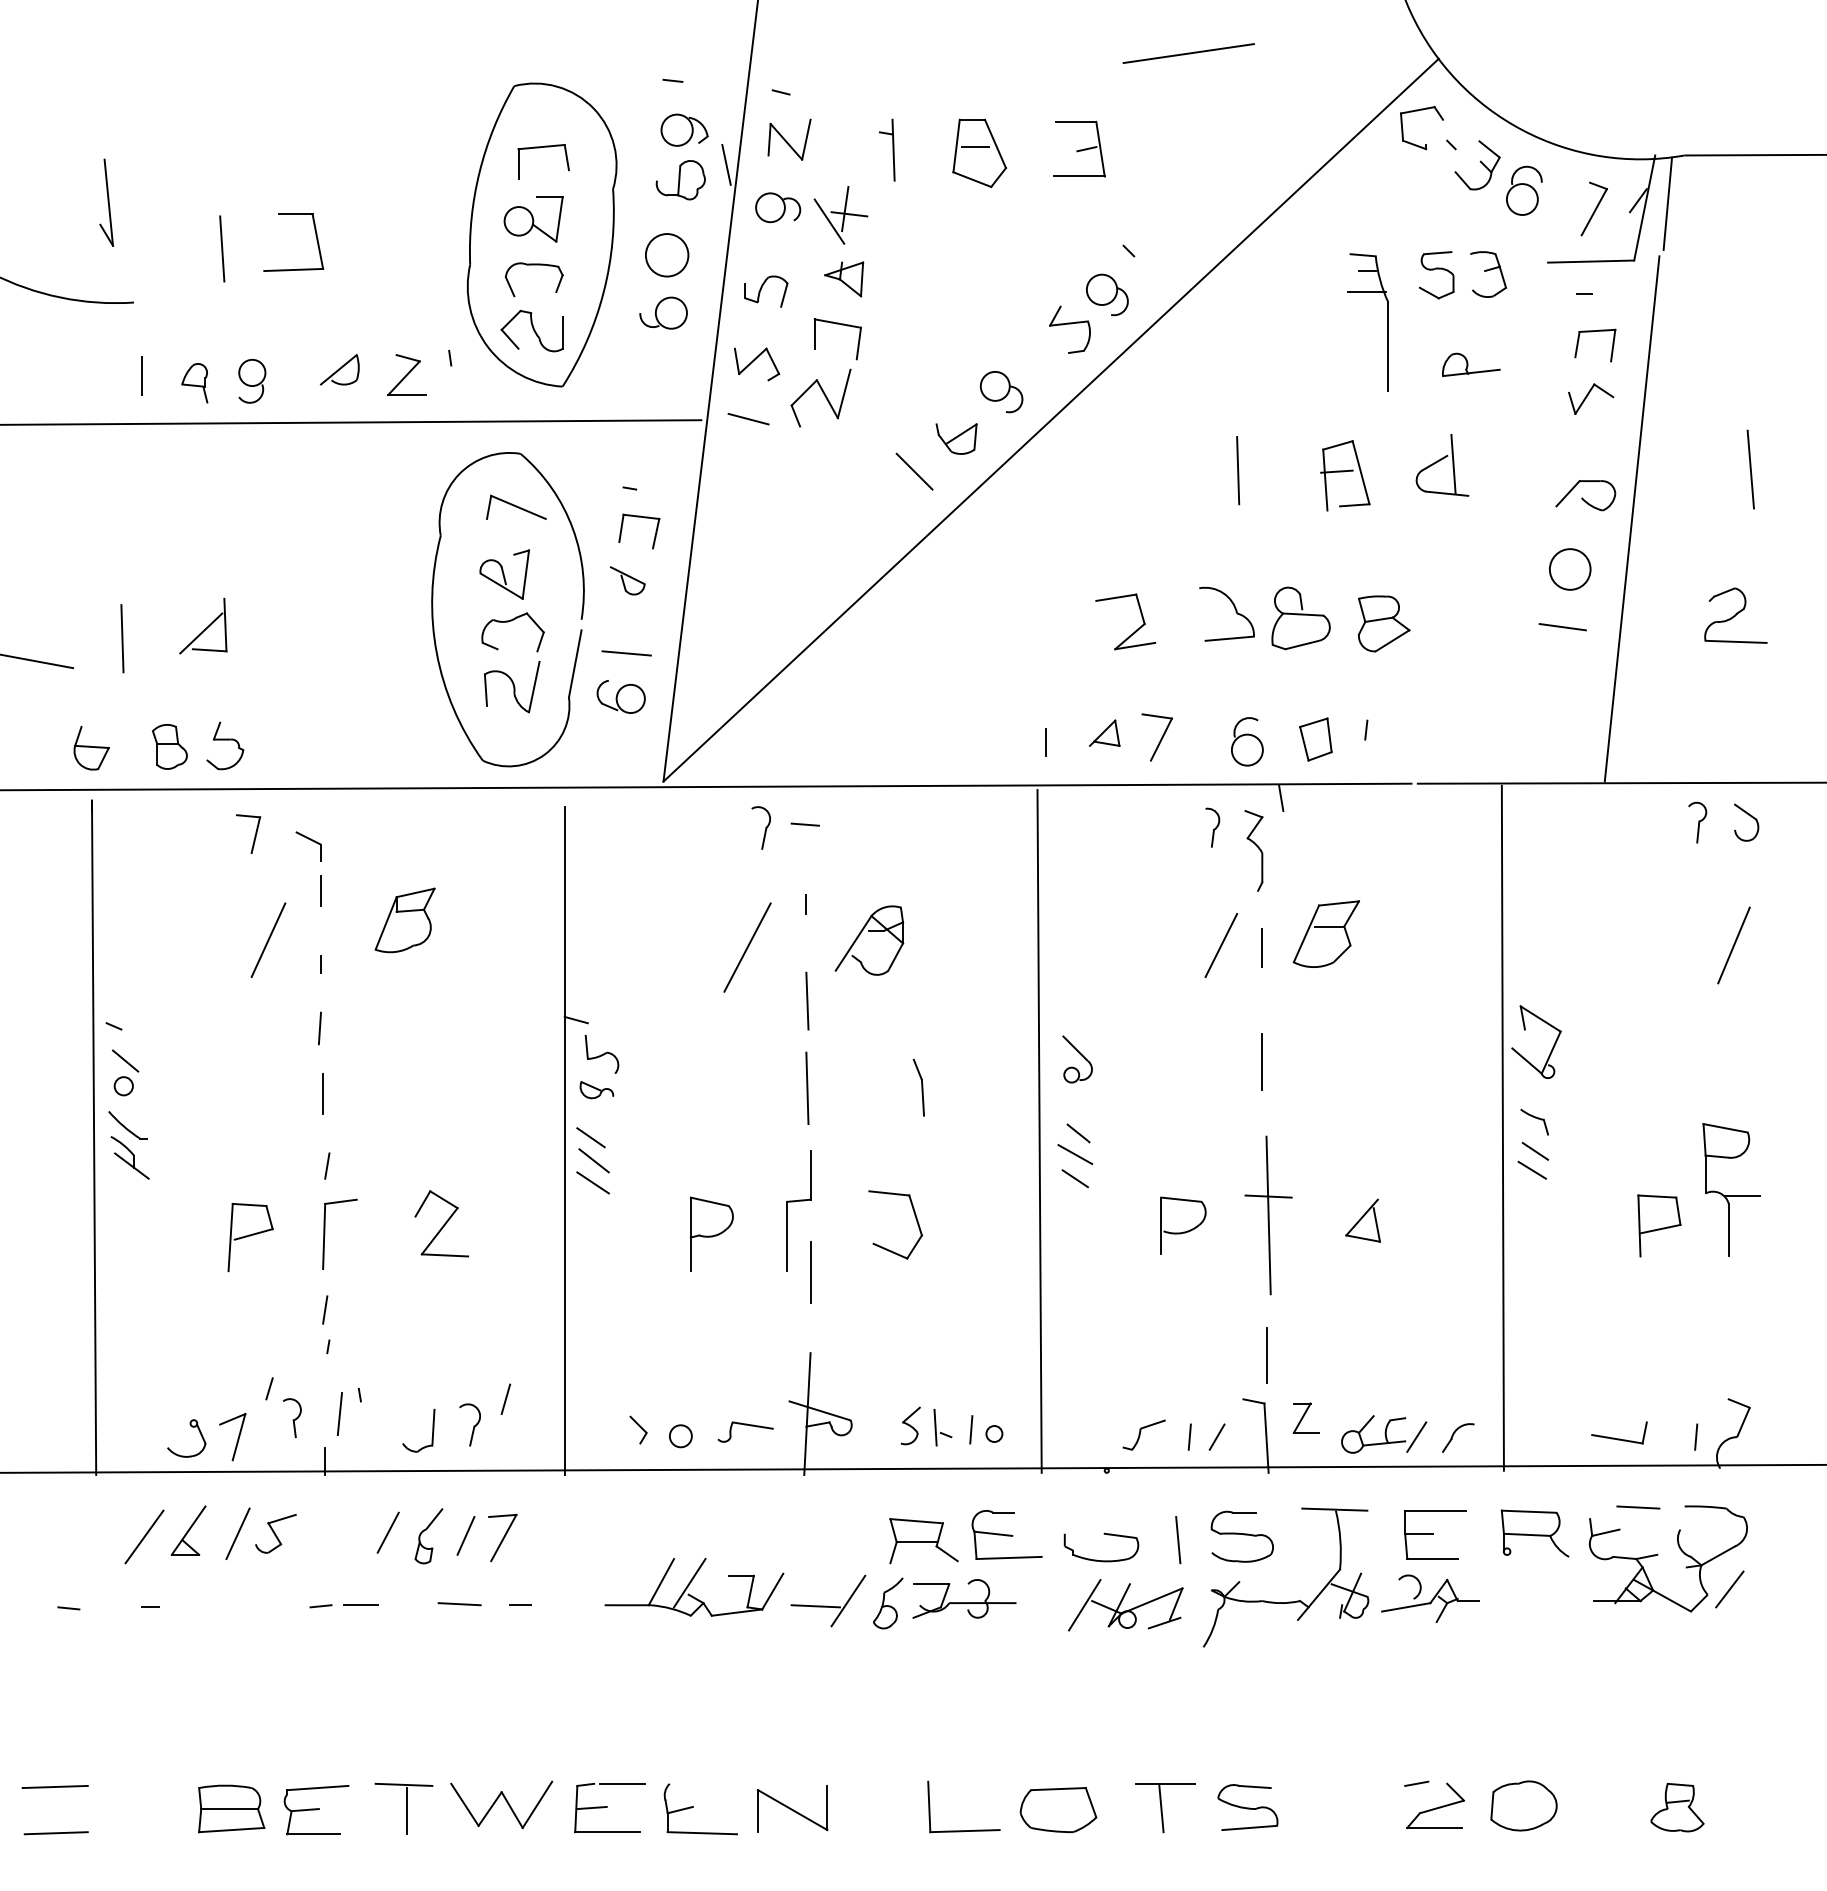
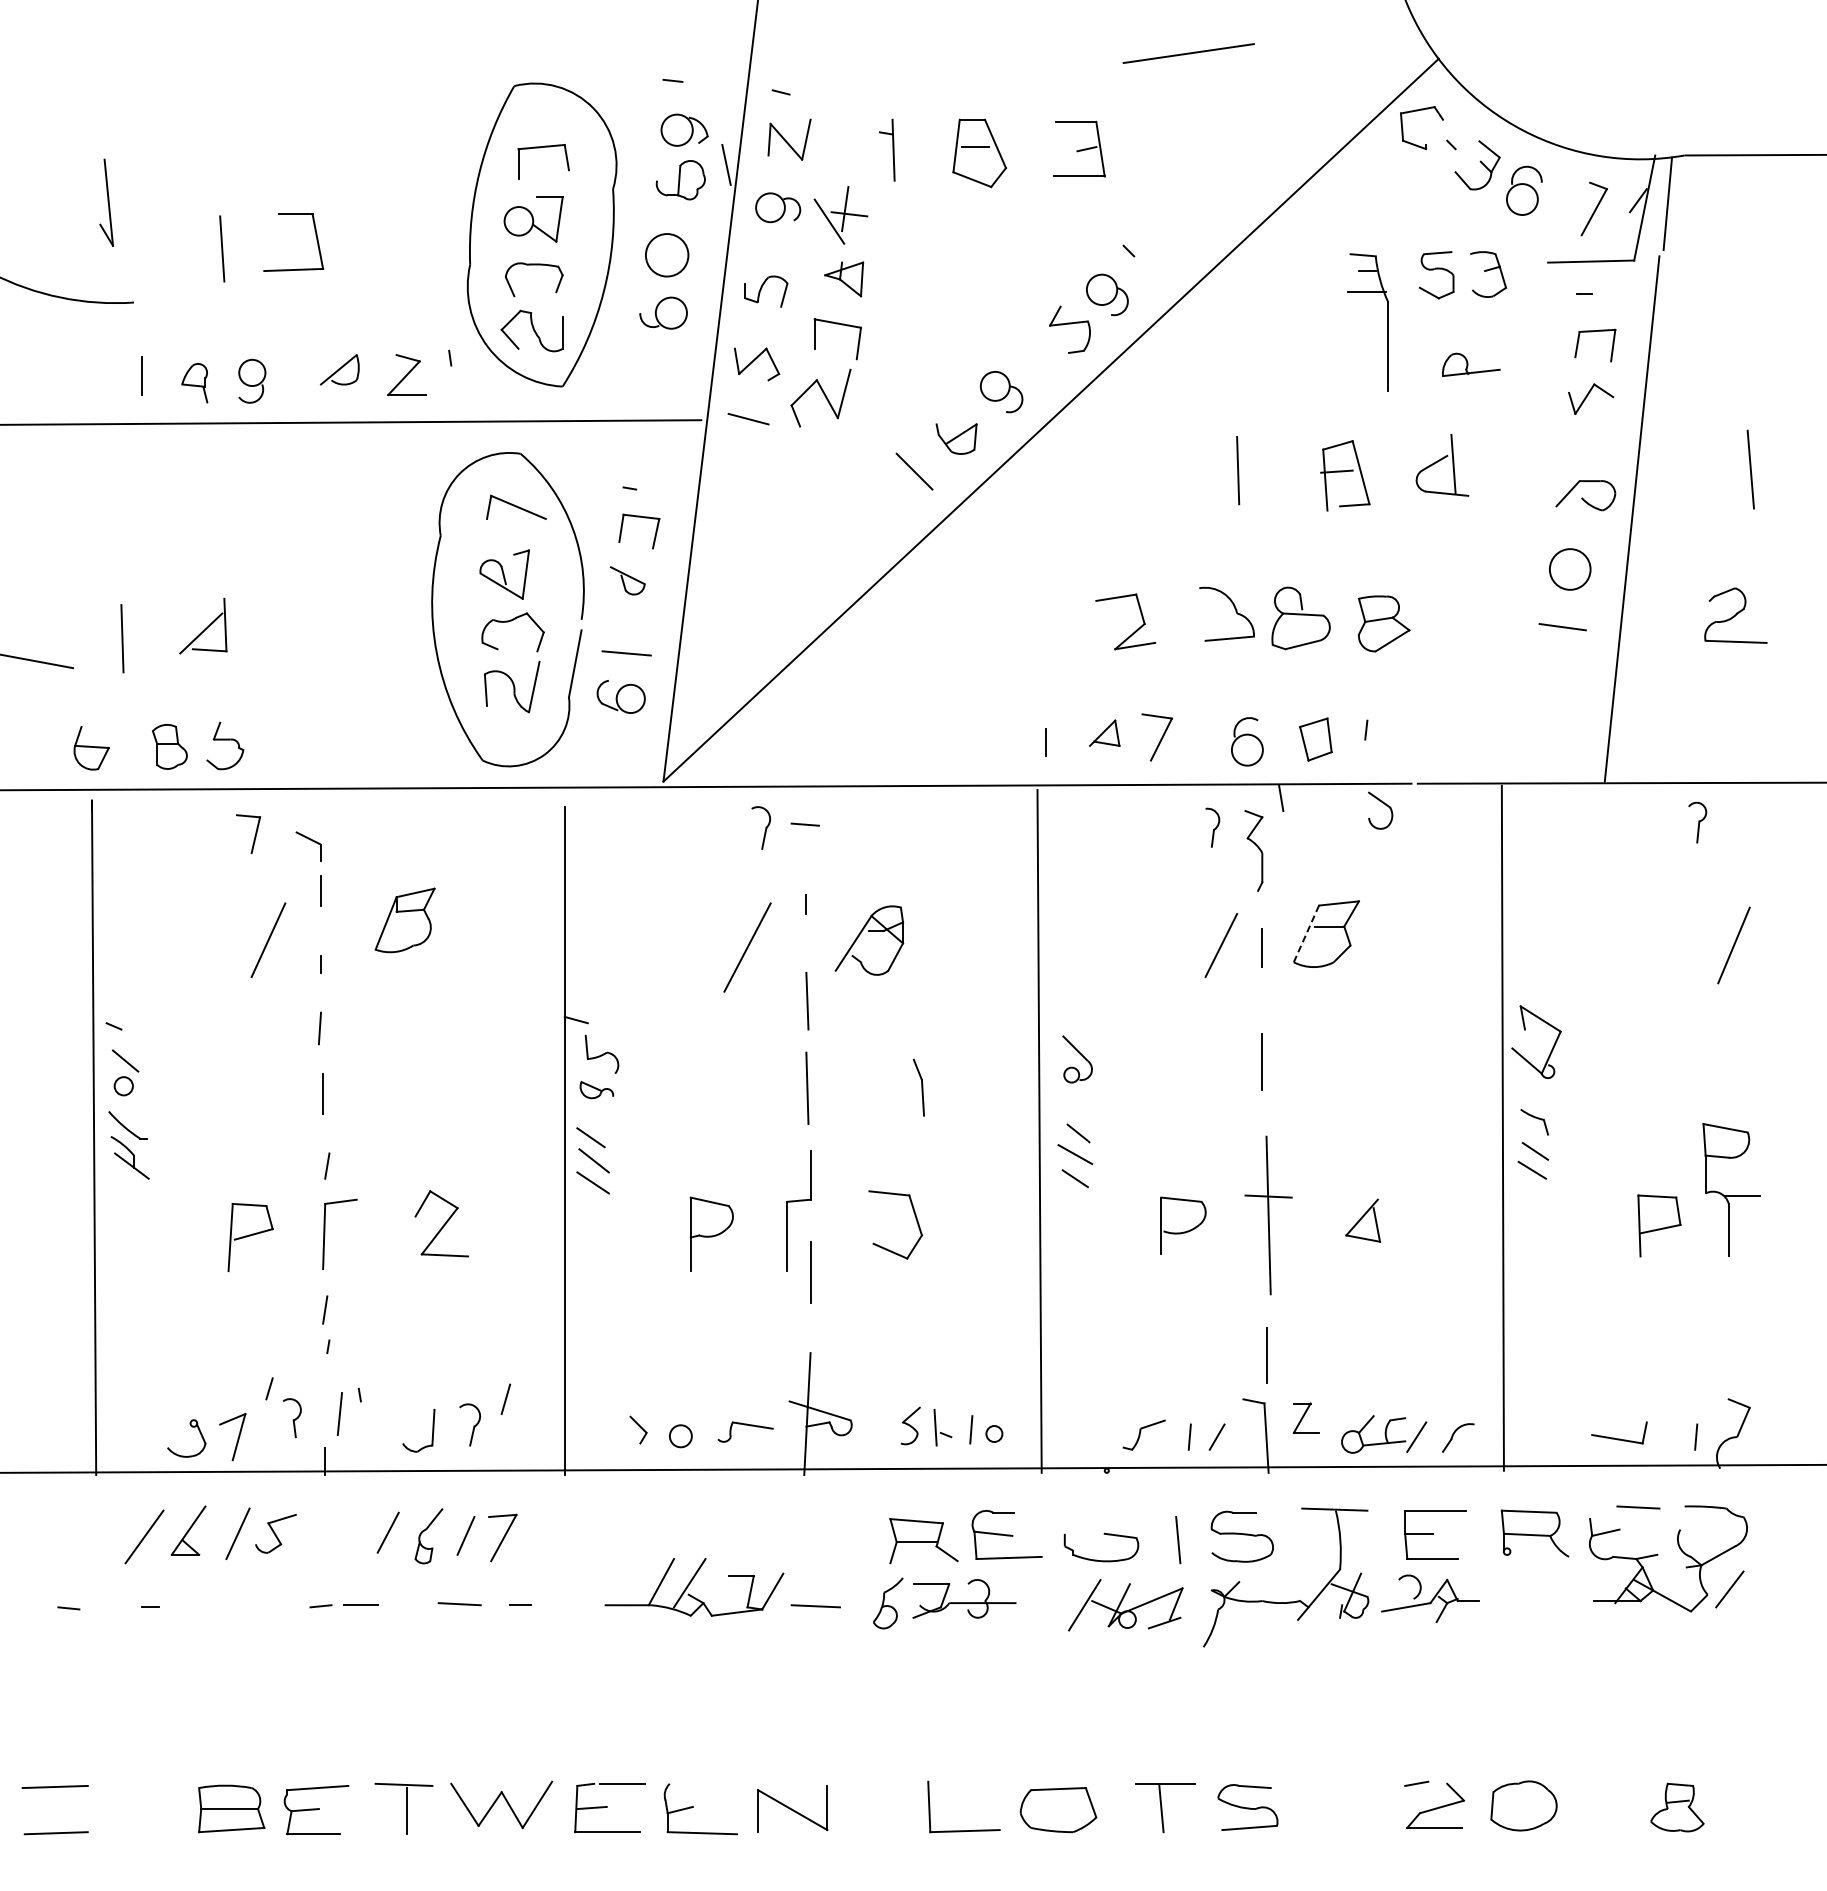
part position: (1751, 817) -> (1385, 805) (1385, 805)
line: solid -> dashed (1306, 933)
line: present -> none (848, 1600)
